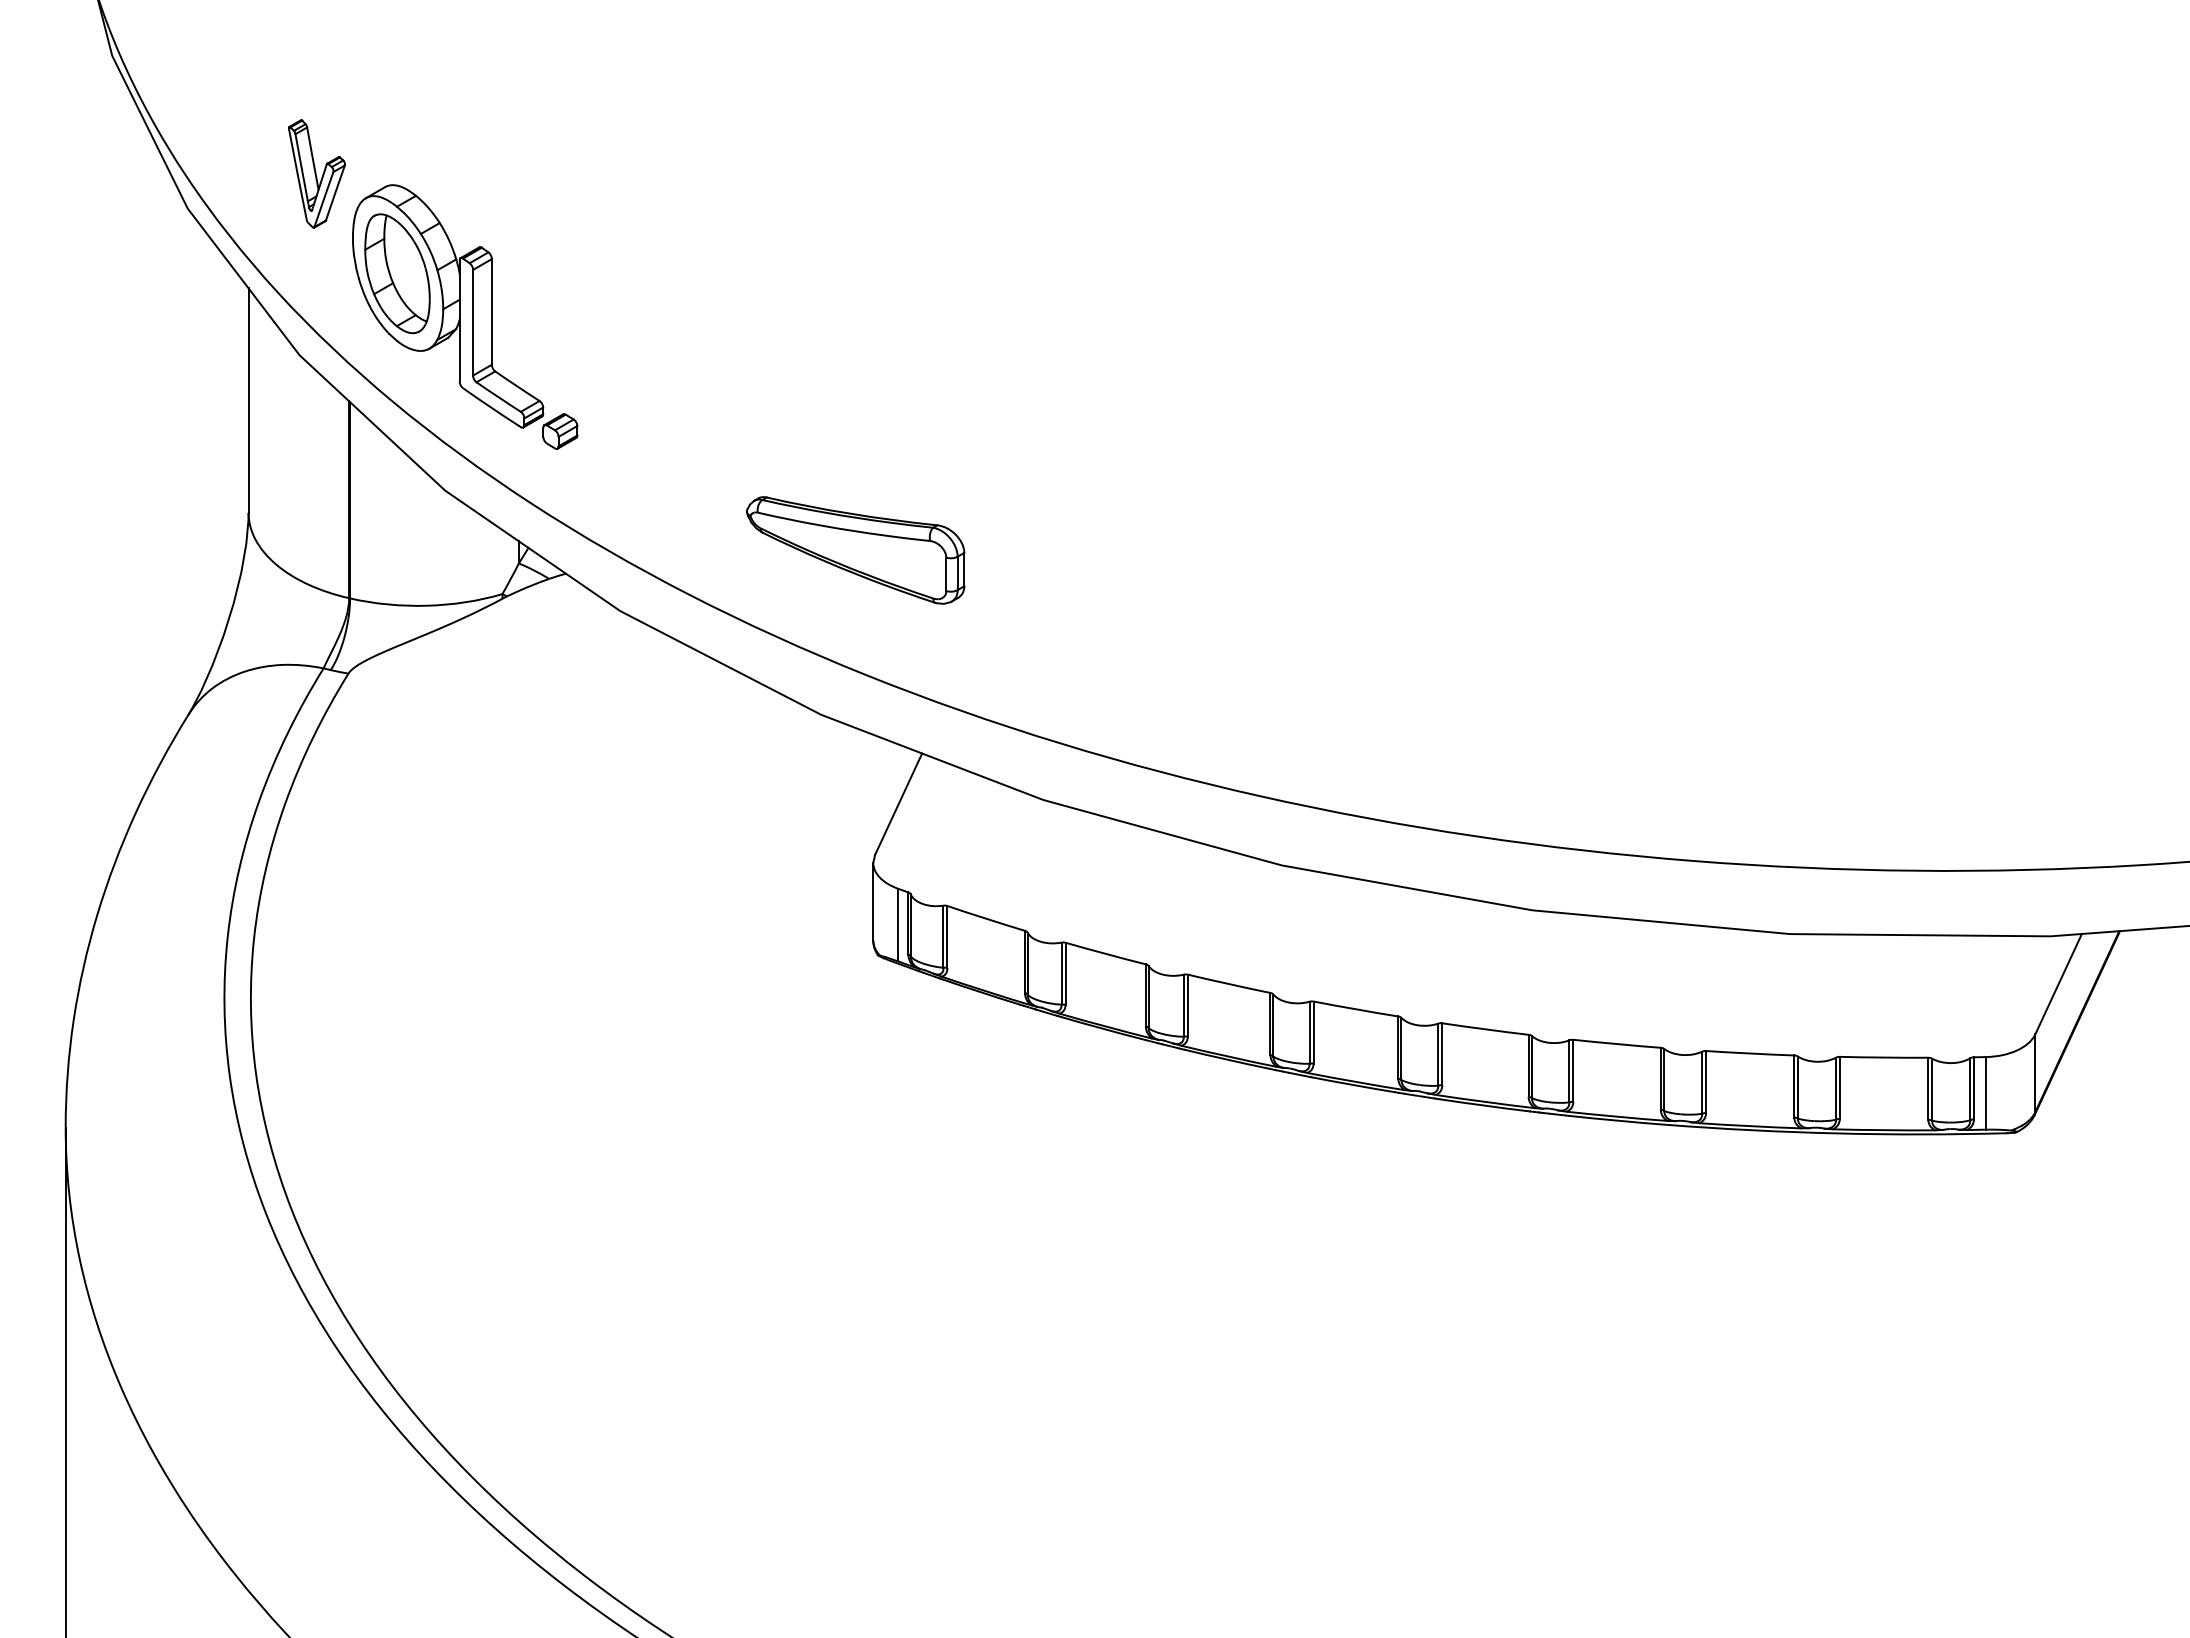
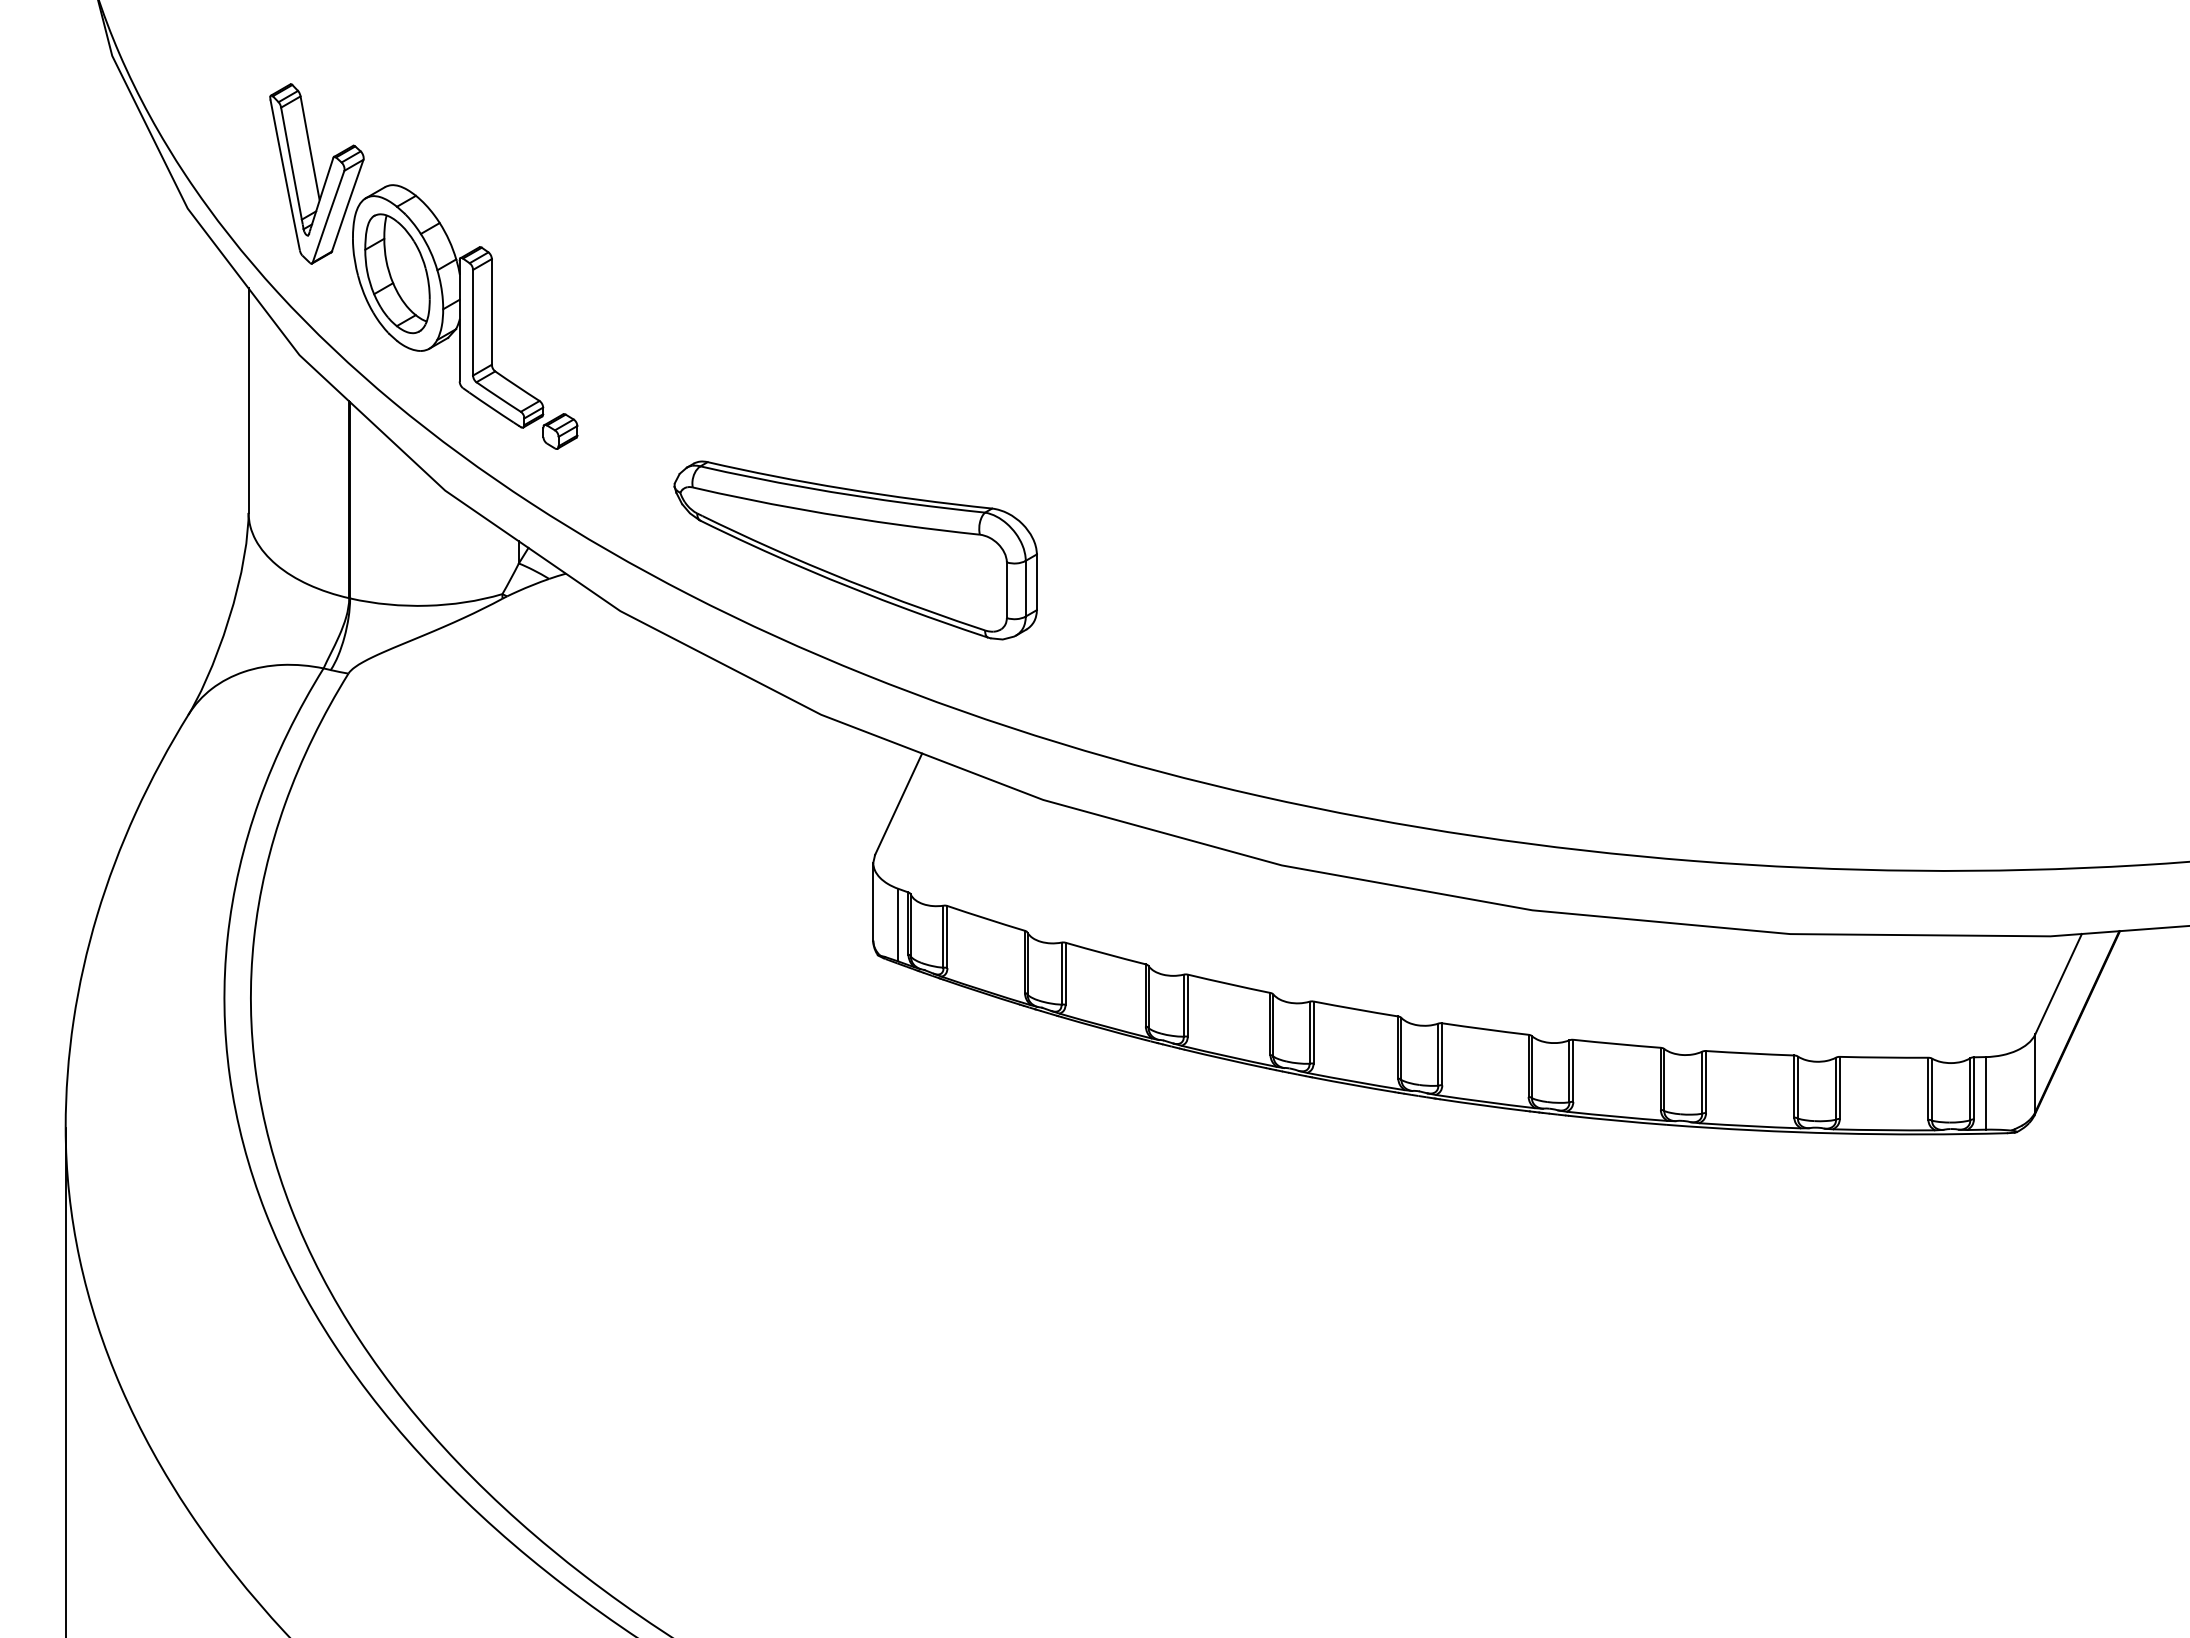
part size: 58x110 px -> 96x182 px (316, 173)
part size: 220x109 px -> 365x181 px (855, 550)
